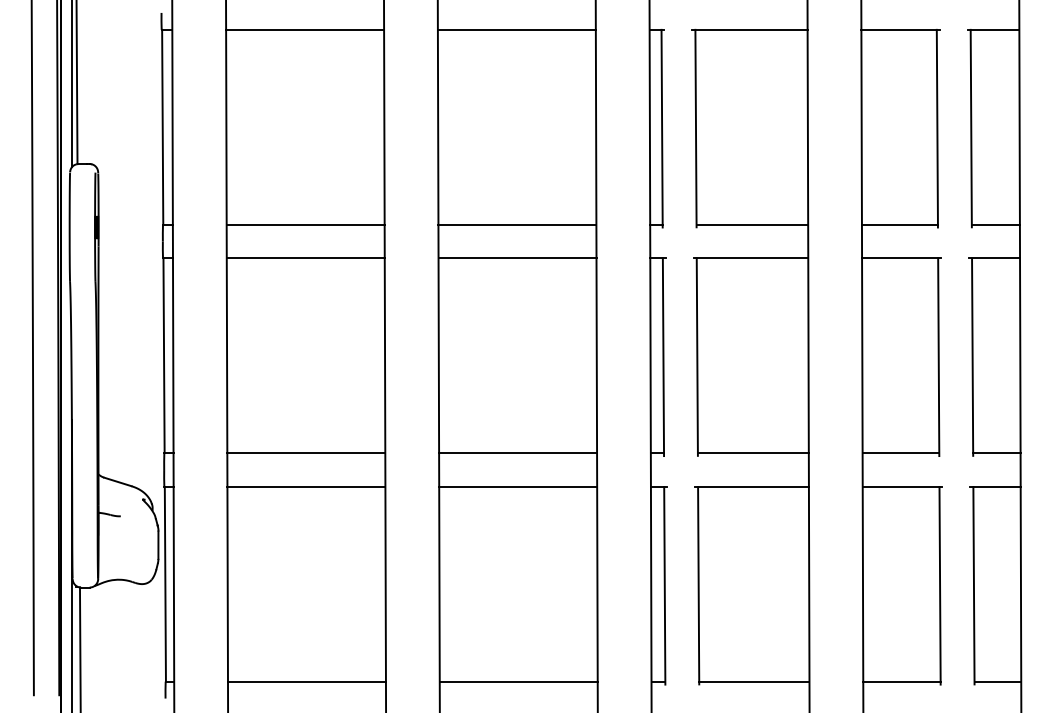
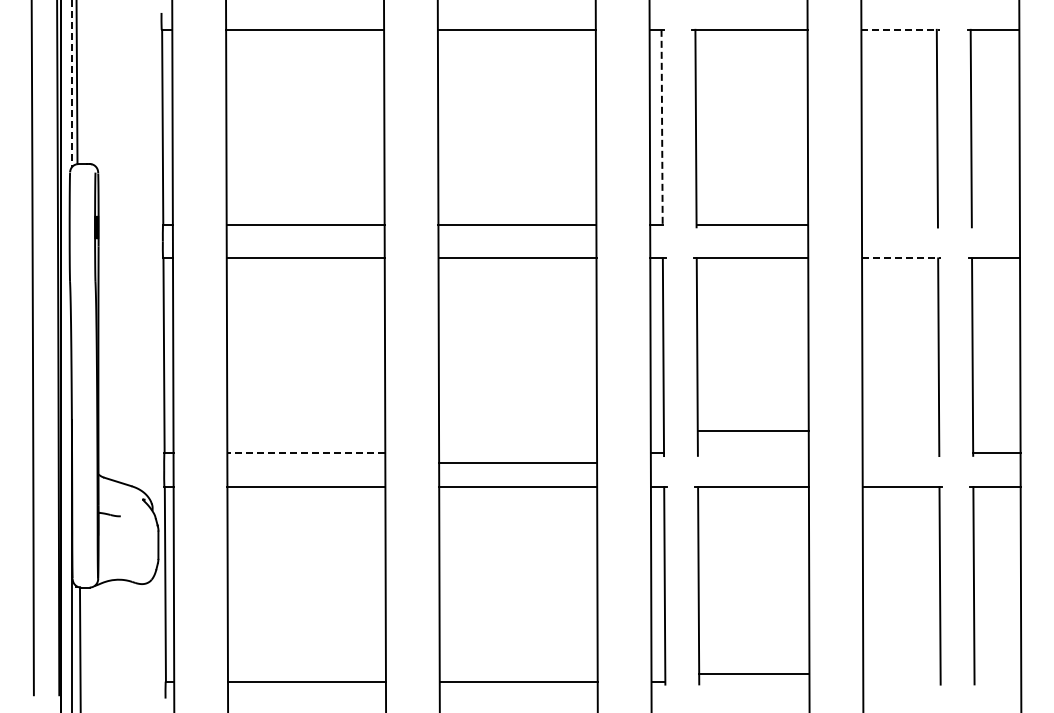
line: solid -> dashed (900, 29)
line: solid -> dashed (71, 84)
line: solid -> dashed (662, 128)
line: present -> none (899, 224)
line: present -> none (995, 224)
line: solid -> dashed (901, 258)
line: solid -> dashed (306, 453)
line position: (518, 453) -> (518, 463) (518, 463)
line position: (752, 453) -> (752, 431) (752, 431)
line: present -> none (900, 453)
line position: (754, 681) -> (754, 673) (754, 673)
line: present -> none (901, 681)
line: present -> none (997, 681)
